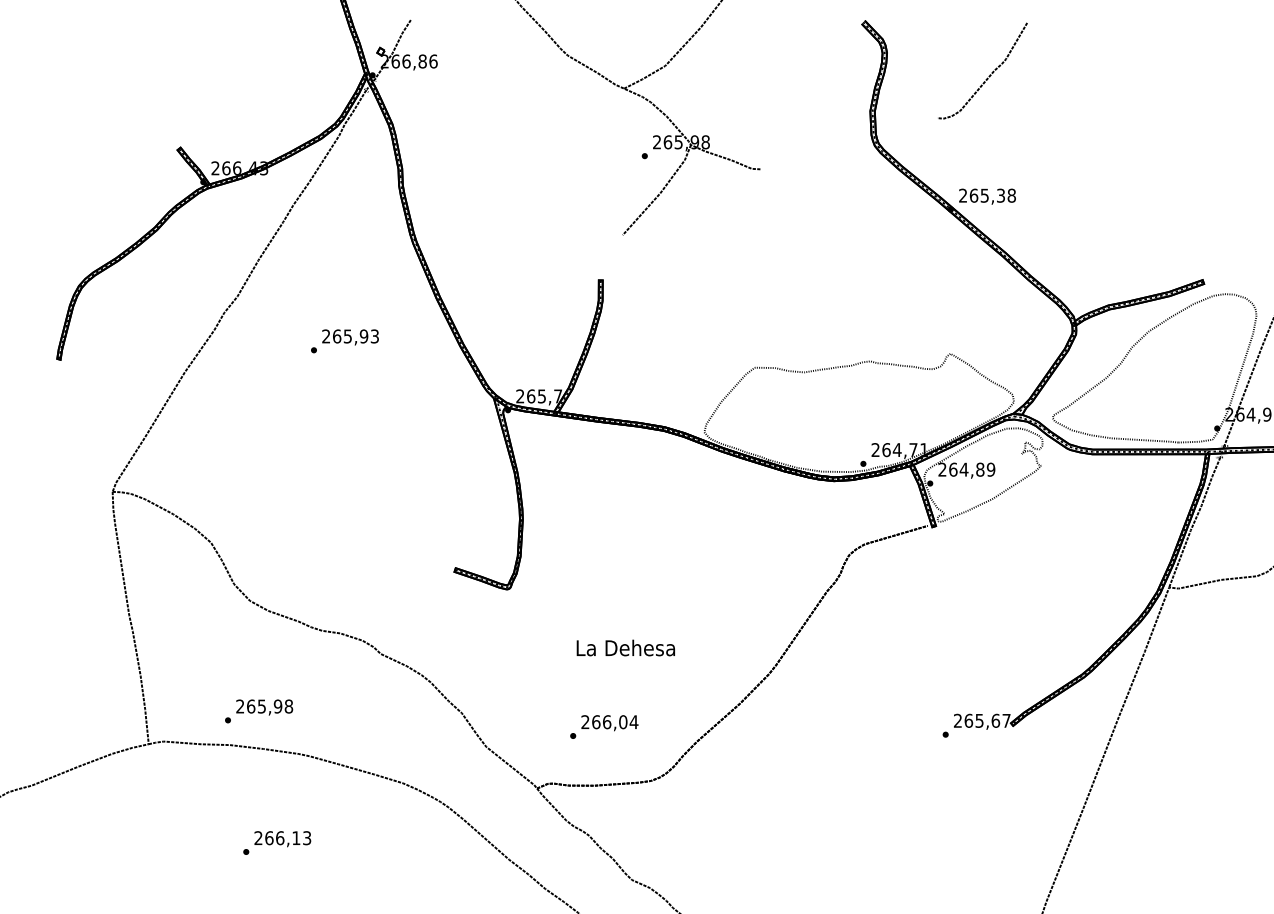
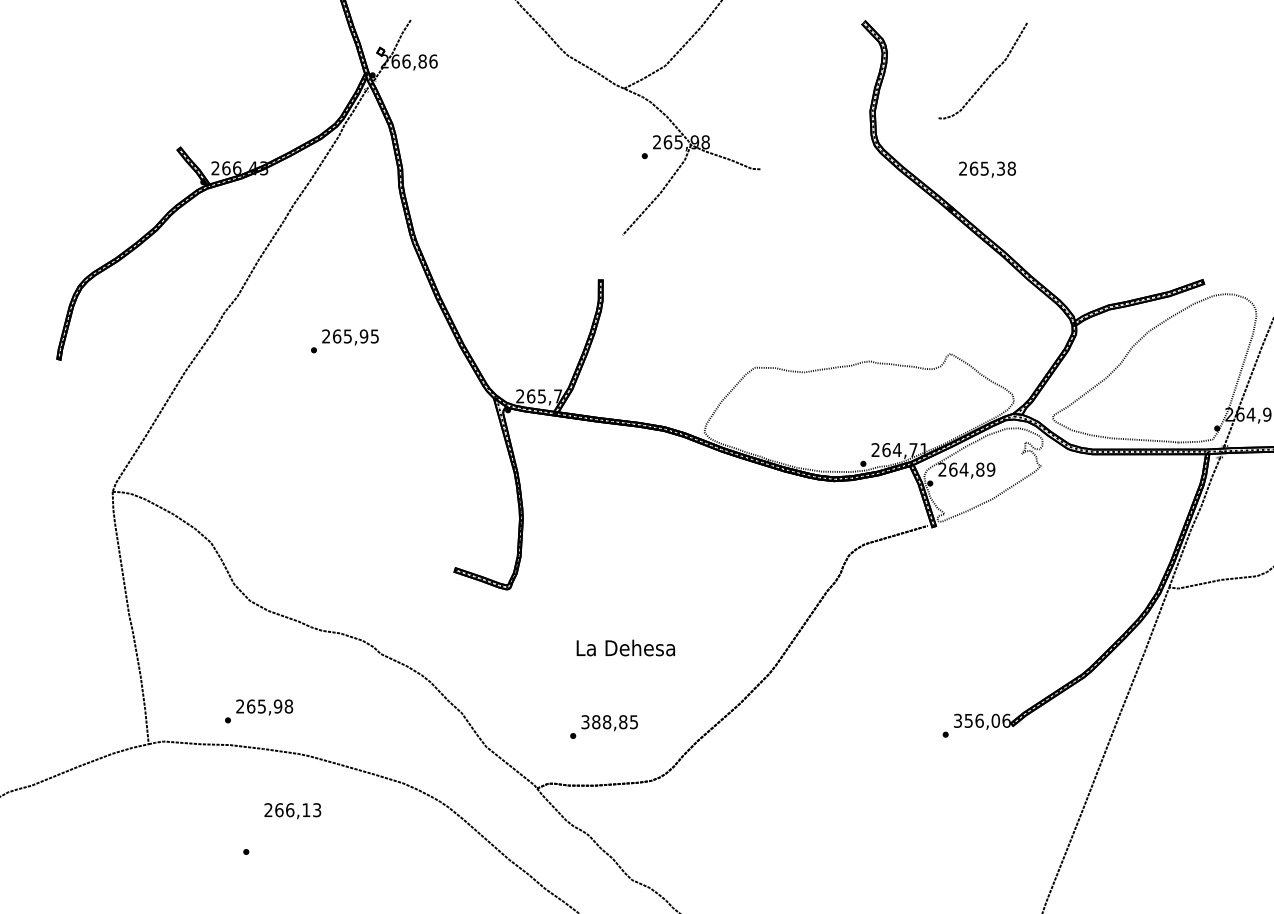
text position: (987, 196) -> (987, 169) (987, 169)
text: 265,93 -> 265,95 (374, 335)
text: 265,67 -> 356,06 (982, 720)
text: 266,04 -> 388,85 (609, 722)
text position: (282, 839) -> (292, 811) (292, 811)
